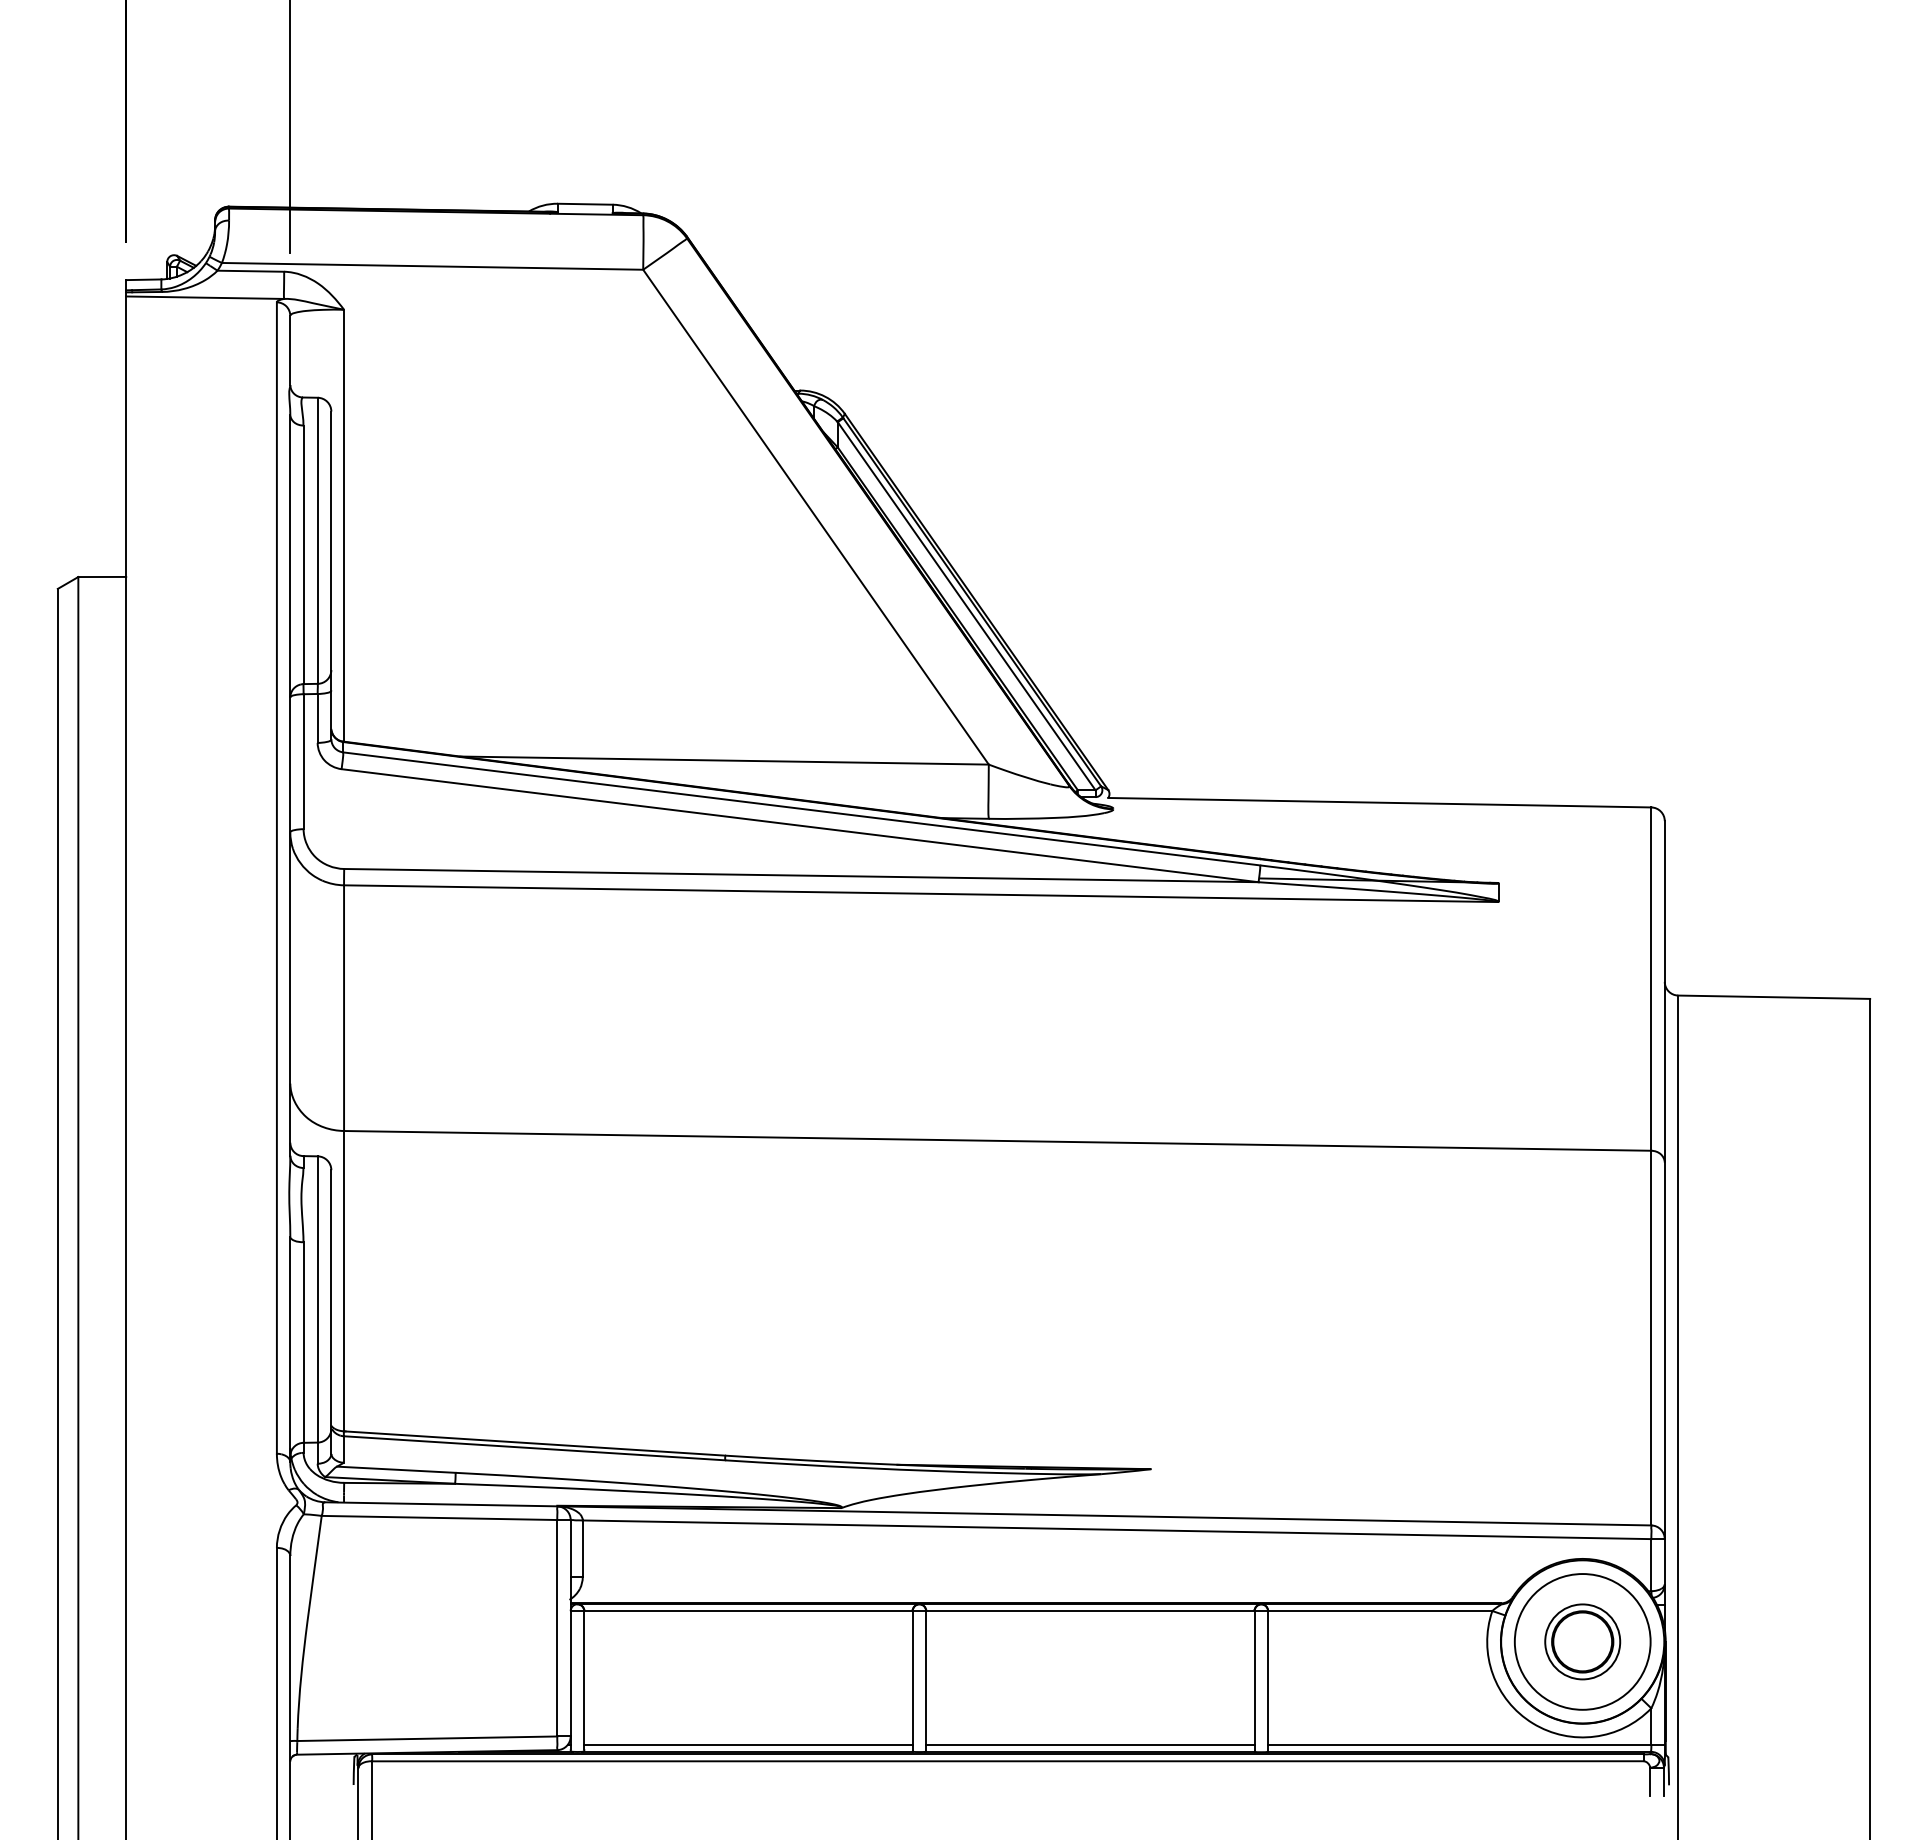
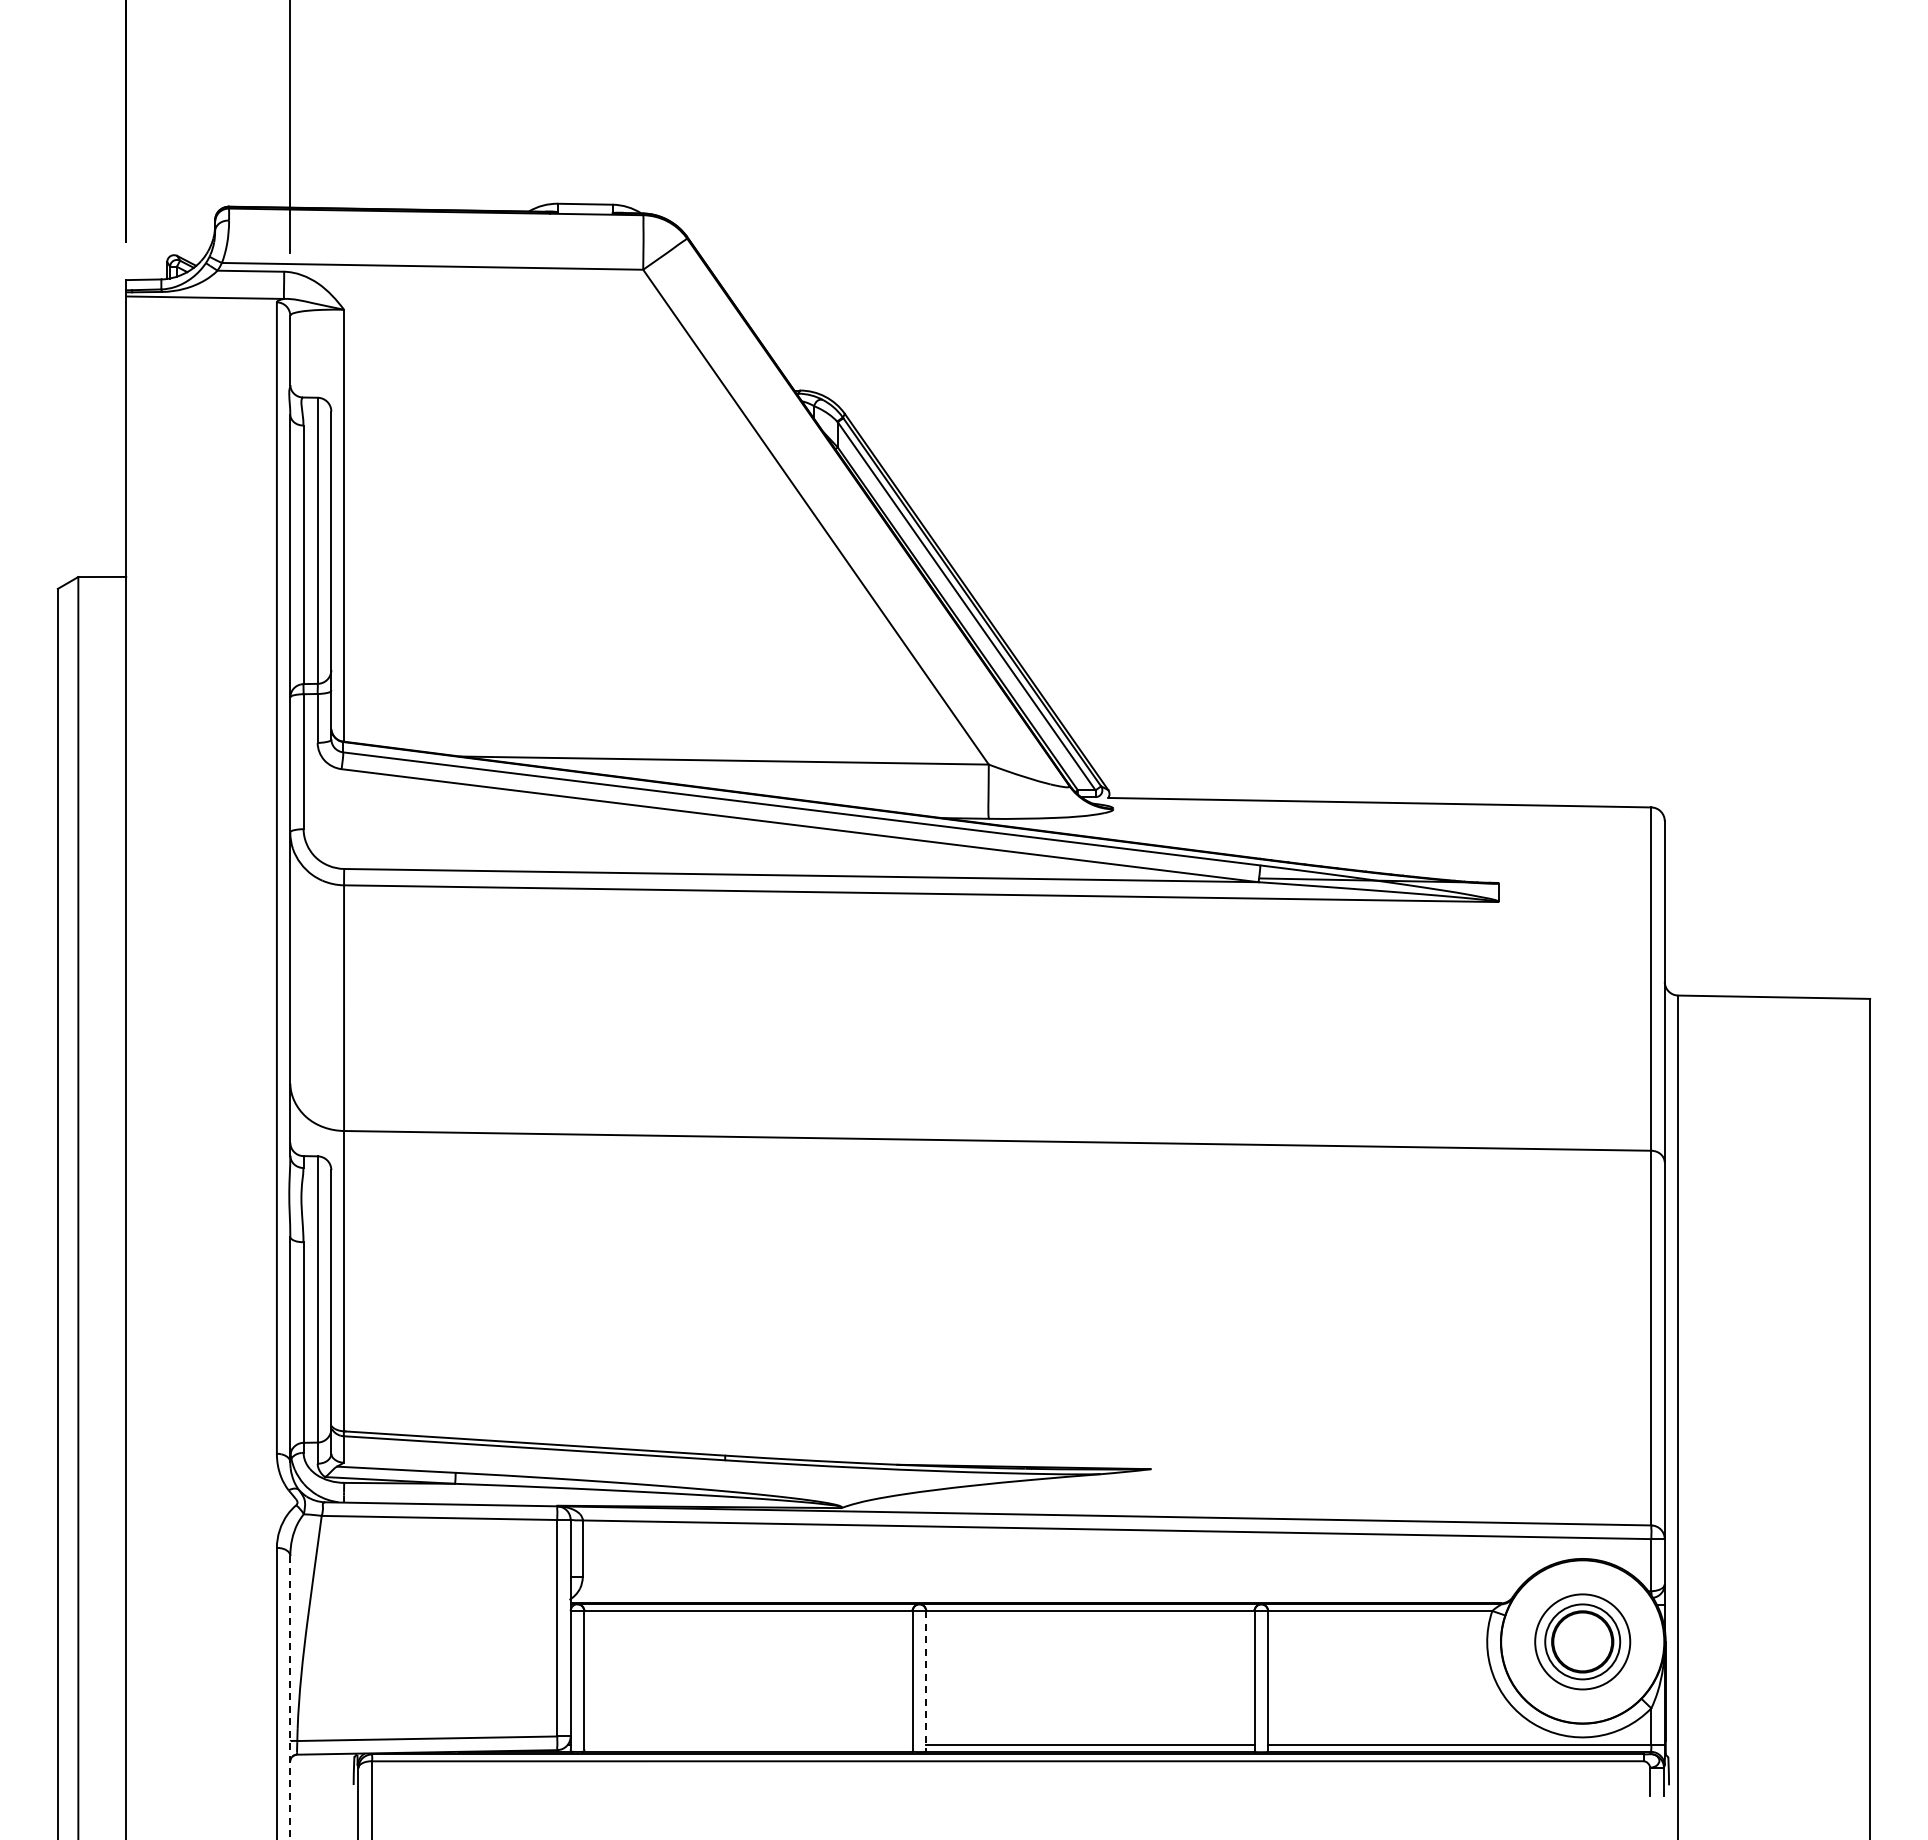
circle diameter: 136 px -> 95 px (1582, 1641)
line: solid -> dashed (926, 1681)
line: solid -> dashed (290, 1697)
line: present -> none (748, 1745)
